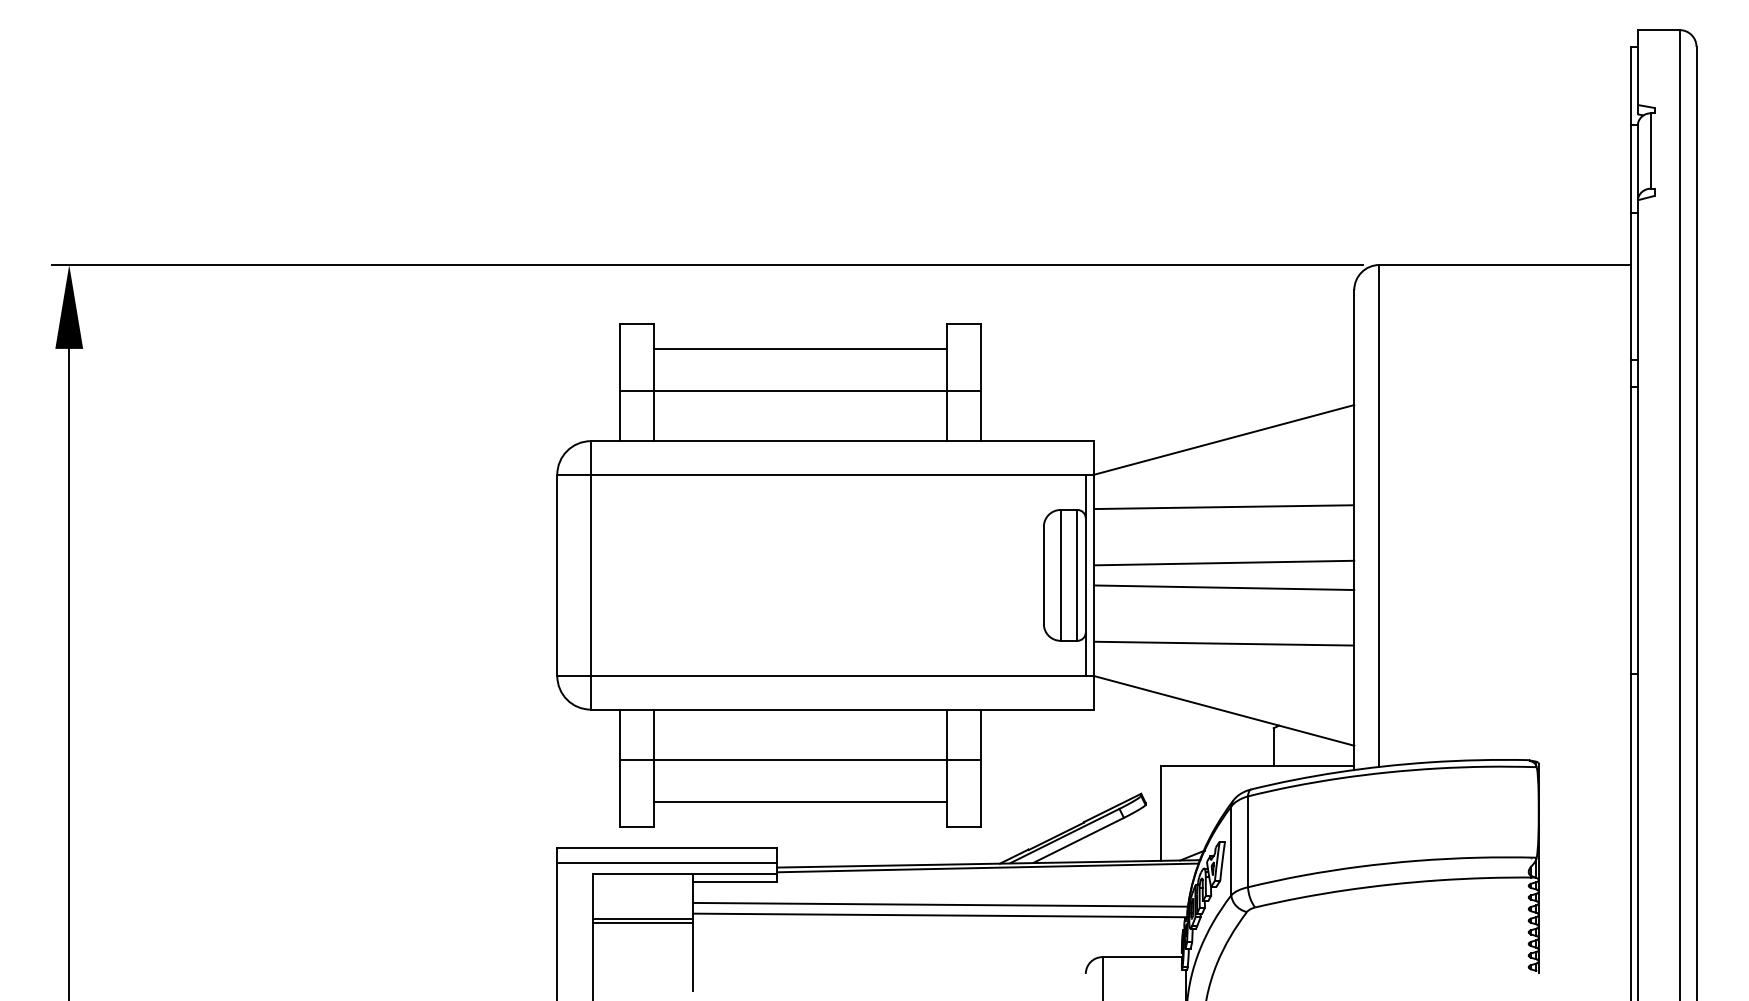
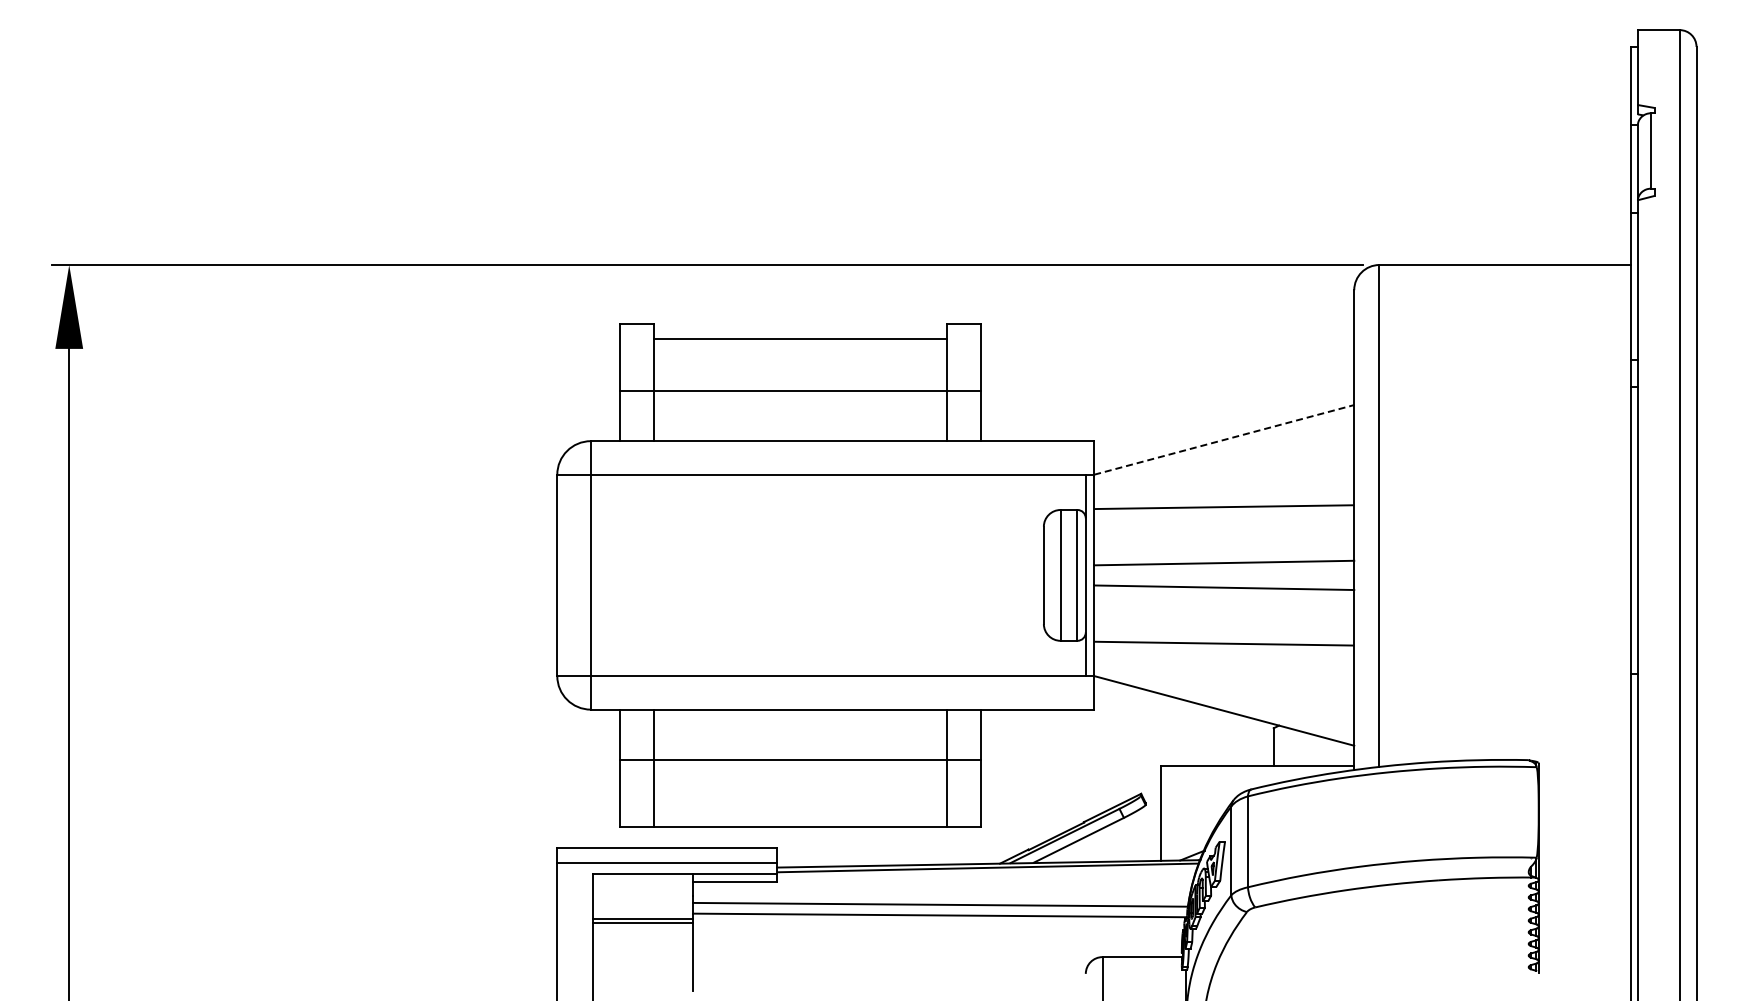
line position: (800, 348) -> (800, 338) (800, 338)
line: solid -> dashed (1224, 439)
line position: (800, 801) -> (800, 826) (800, 826)
